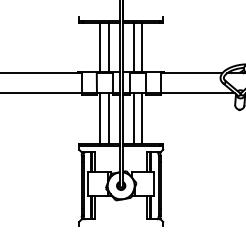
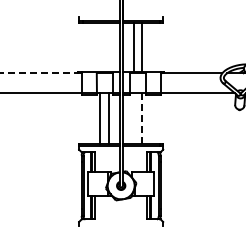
line: present -> none (100, 46)
line: present -> none (108, 46)
line: solid -> dashed (40, 73)
line: present -> none (133, 118)
line: solid -> dashed (142, 118)
